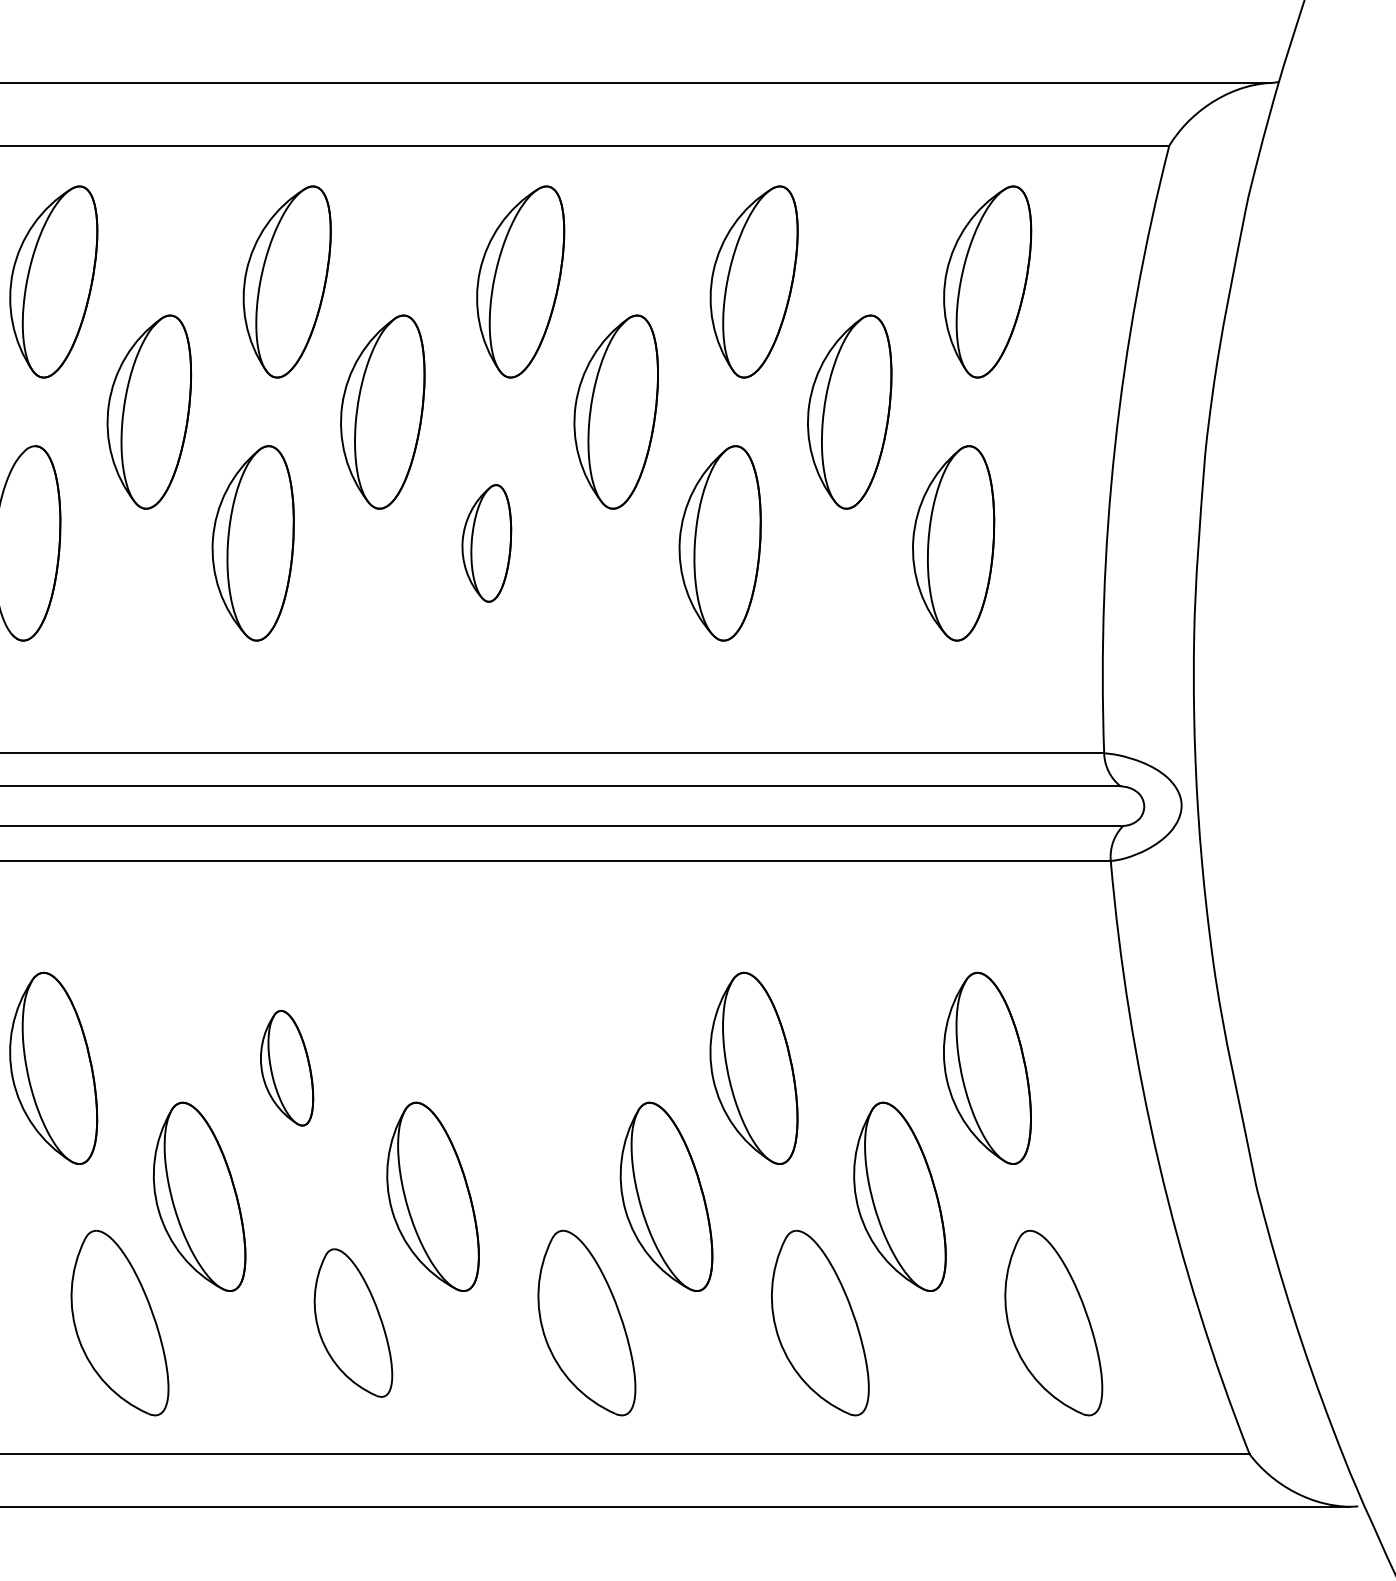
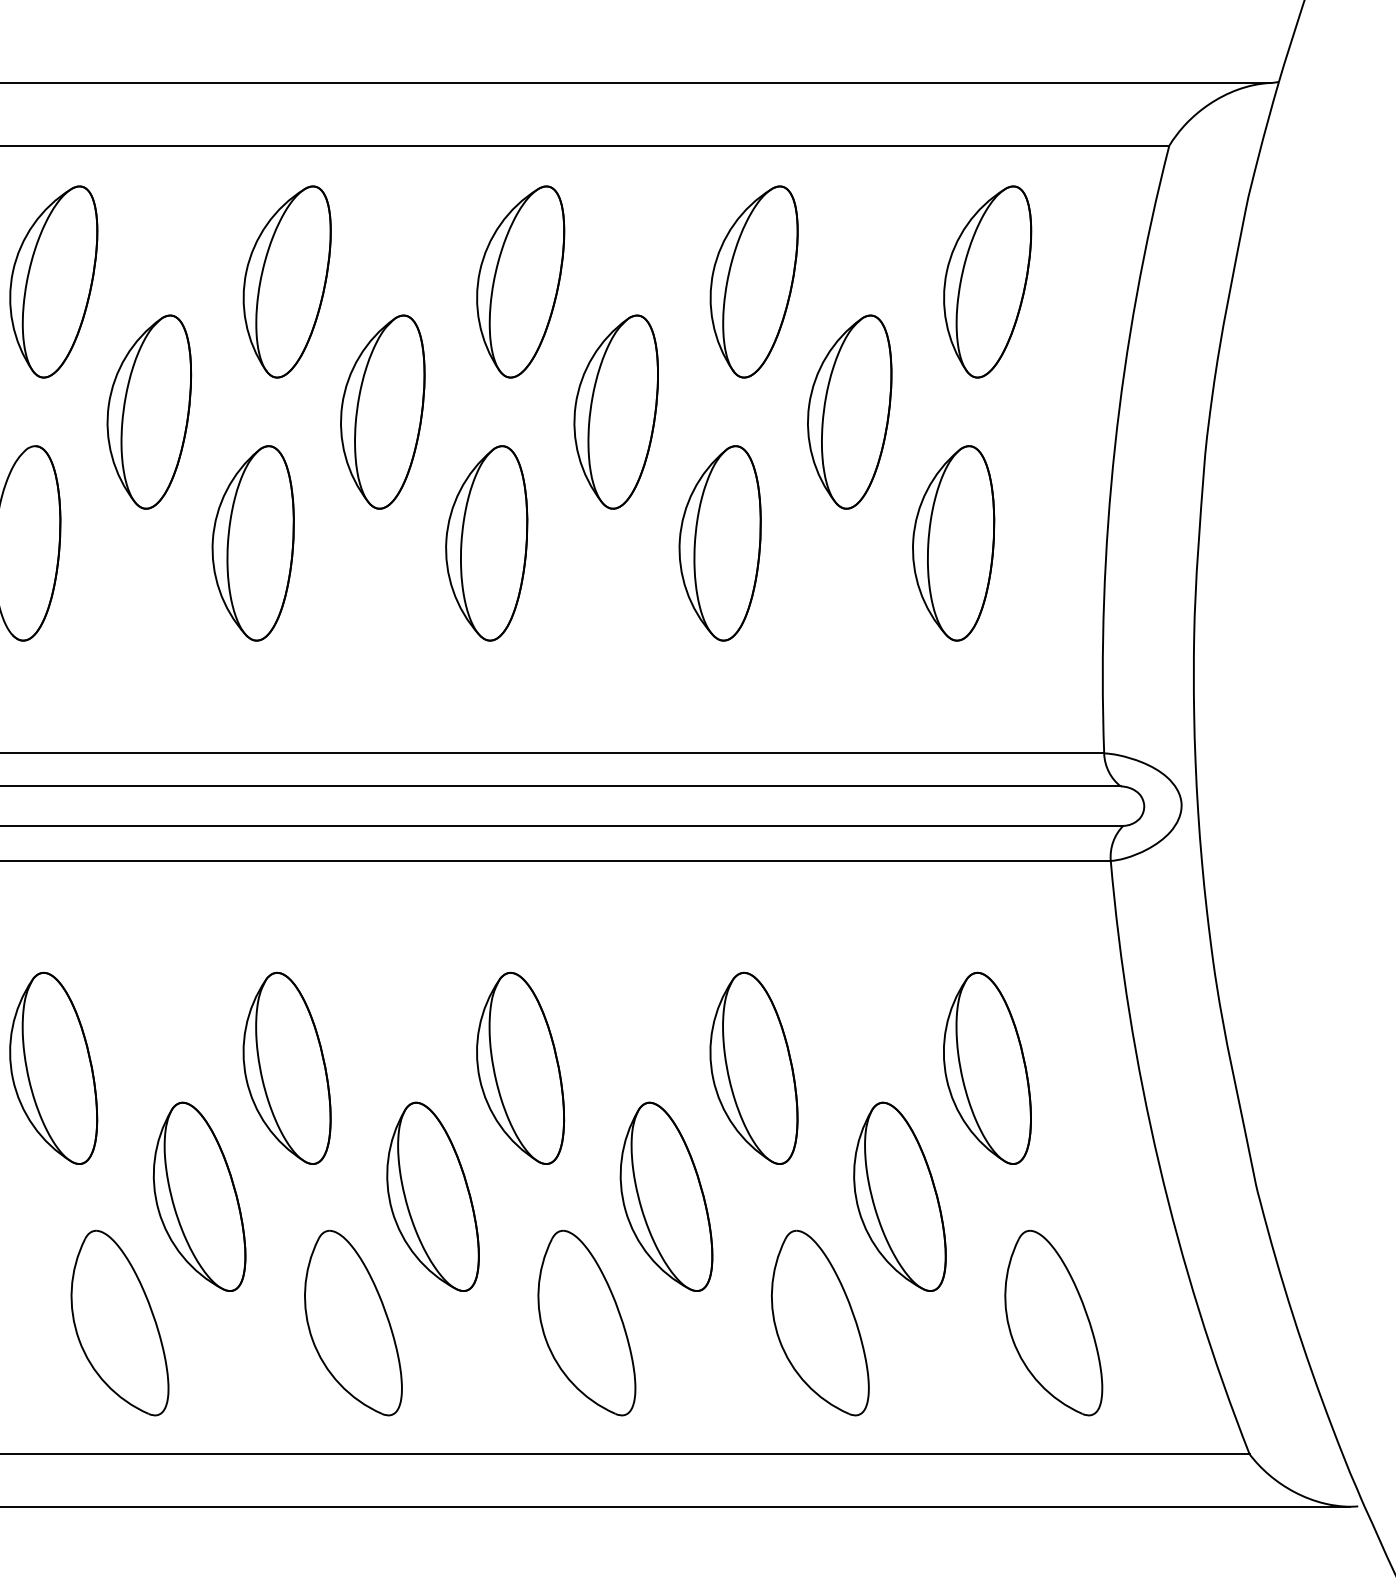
part size: 52x119 px -> 84x197 px (486, 543)
part: none -> present (520, 1067)
part size: 55x117 px -> 90x194 px (286, 1067)
part size: 81x150 px -> 99x188 px (353, 1322)
